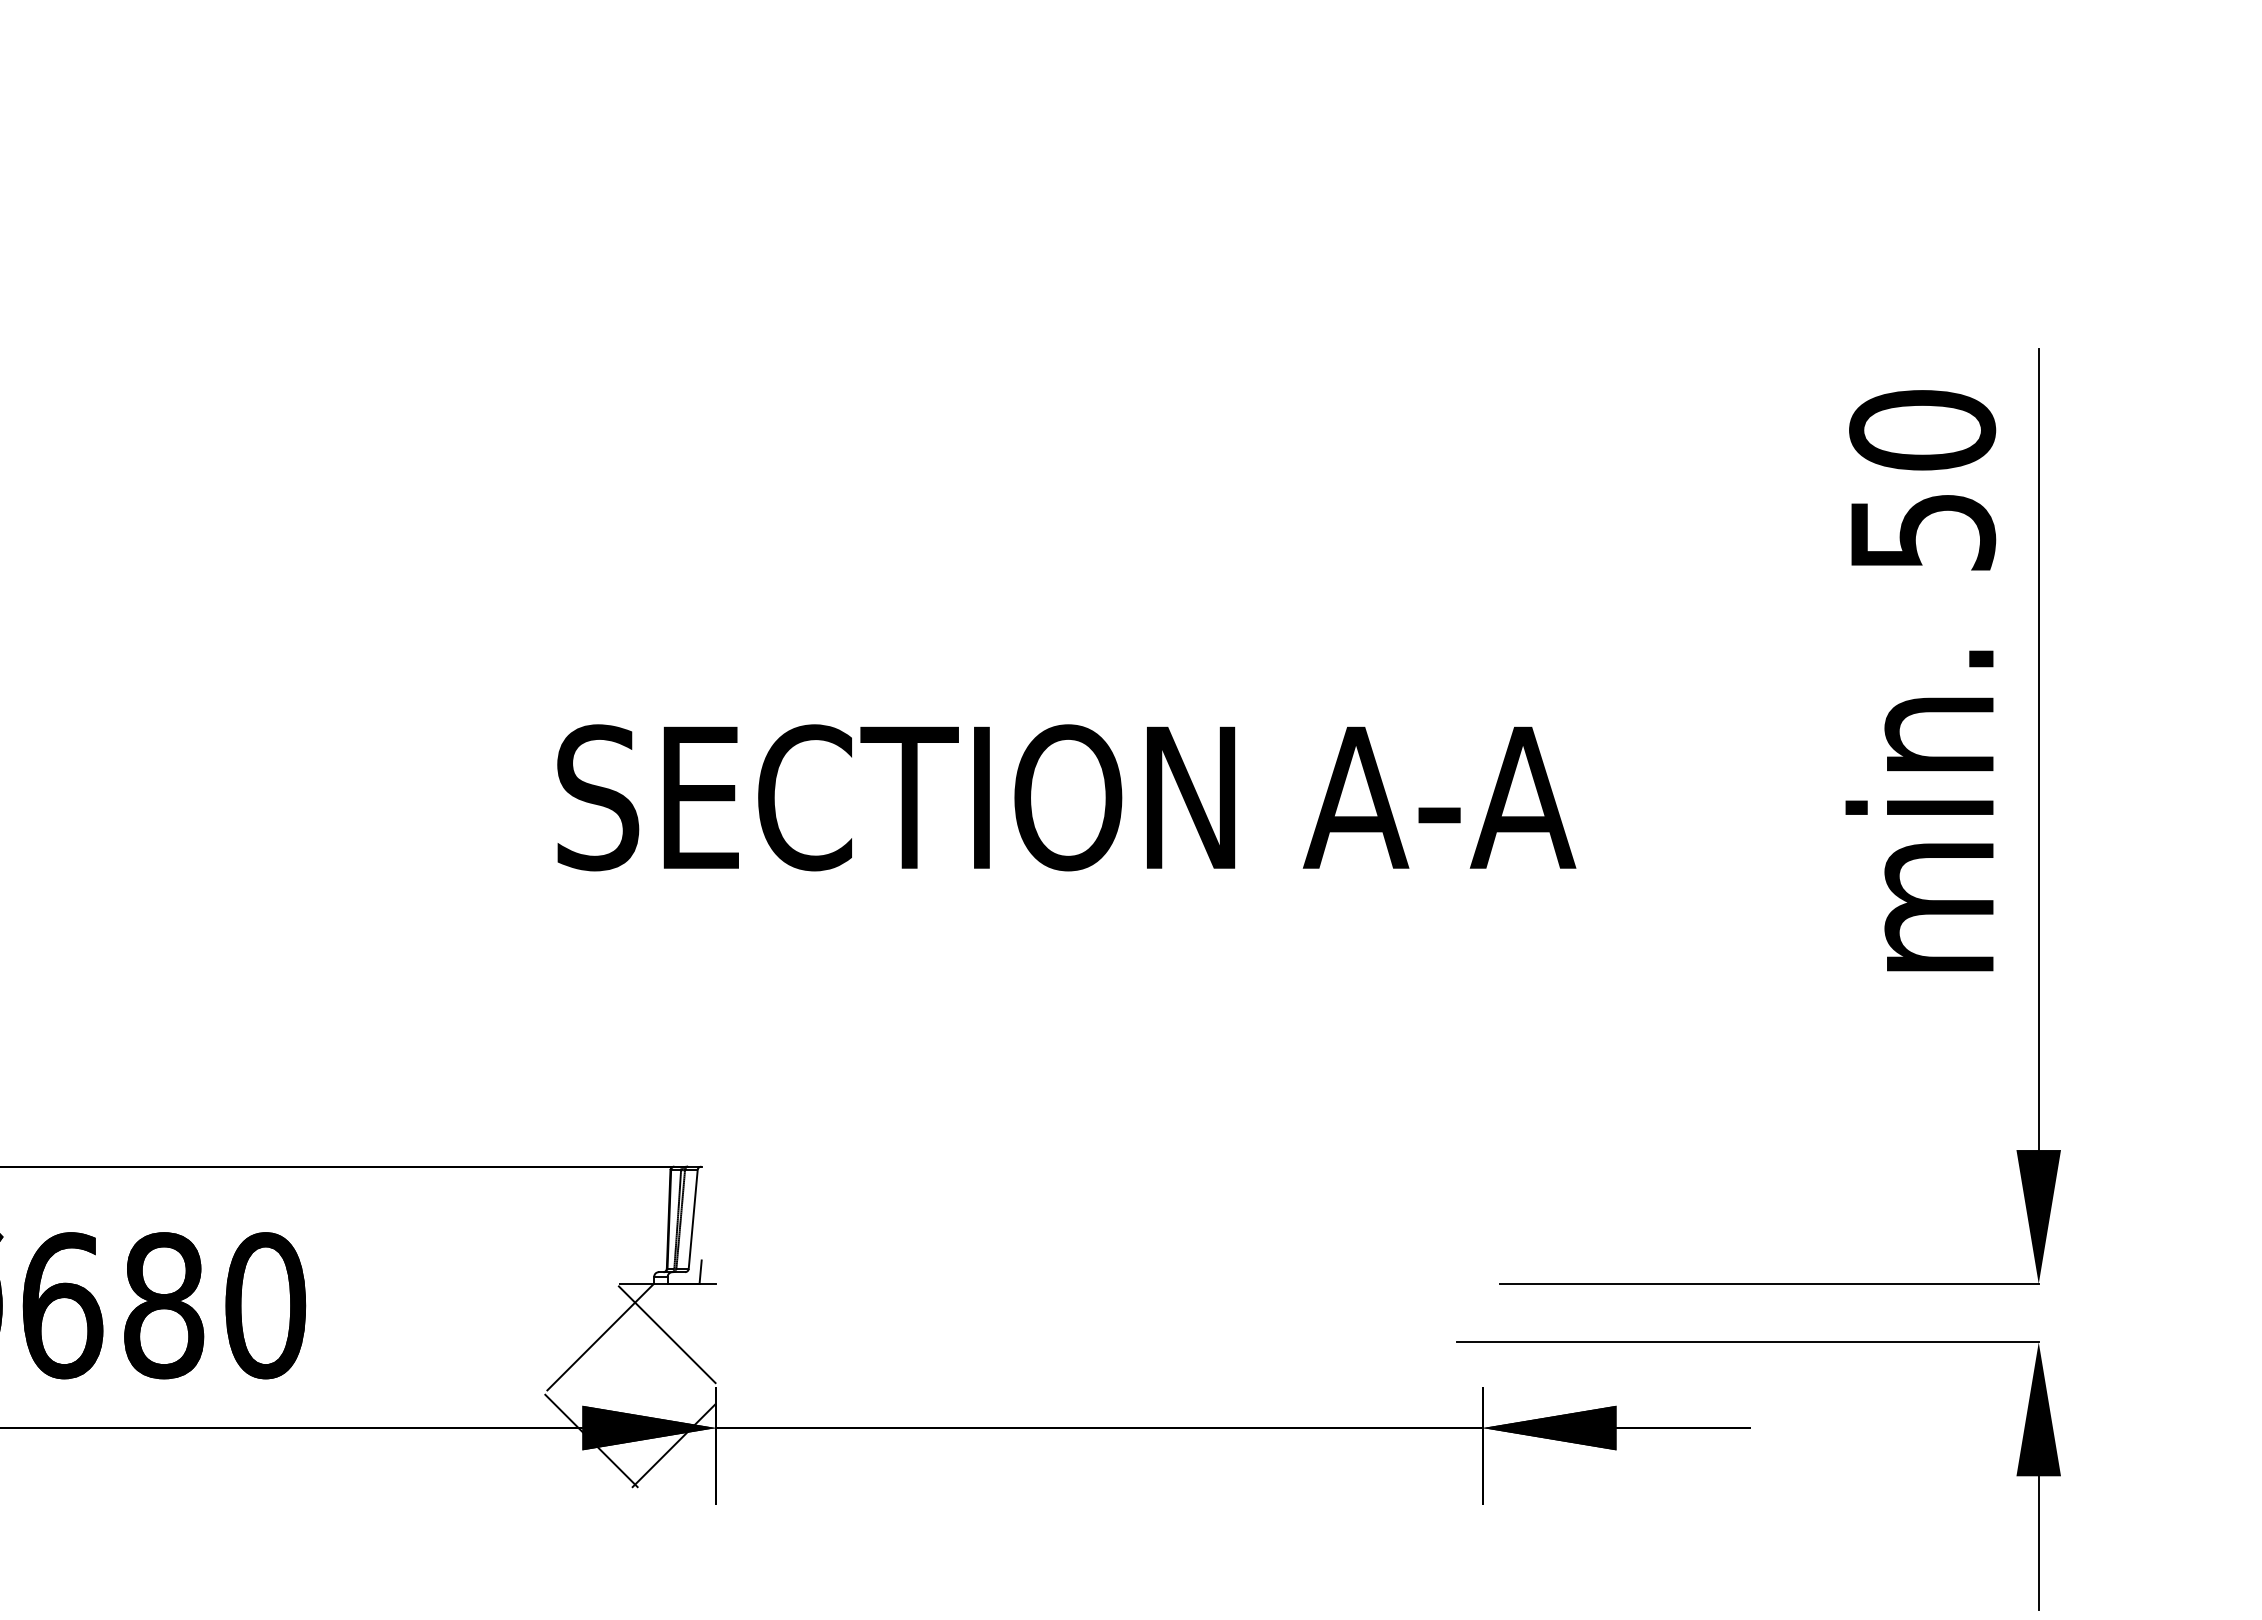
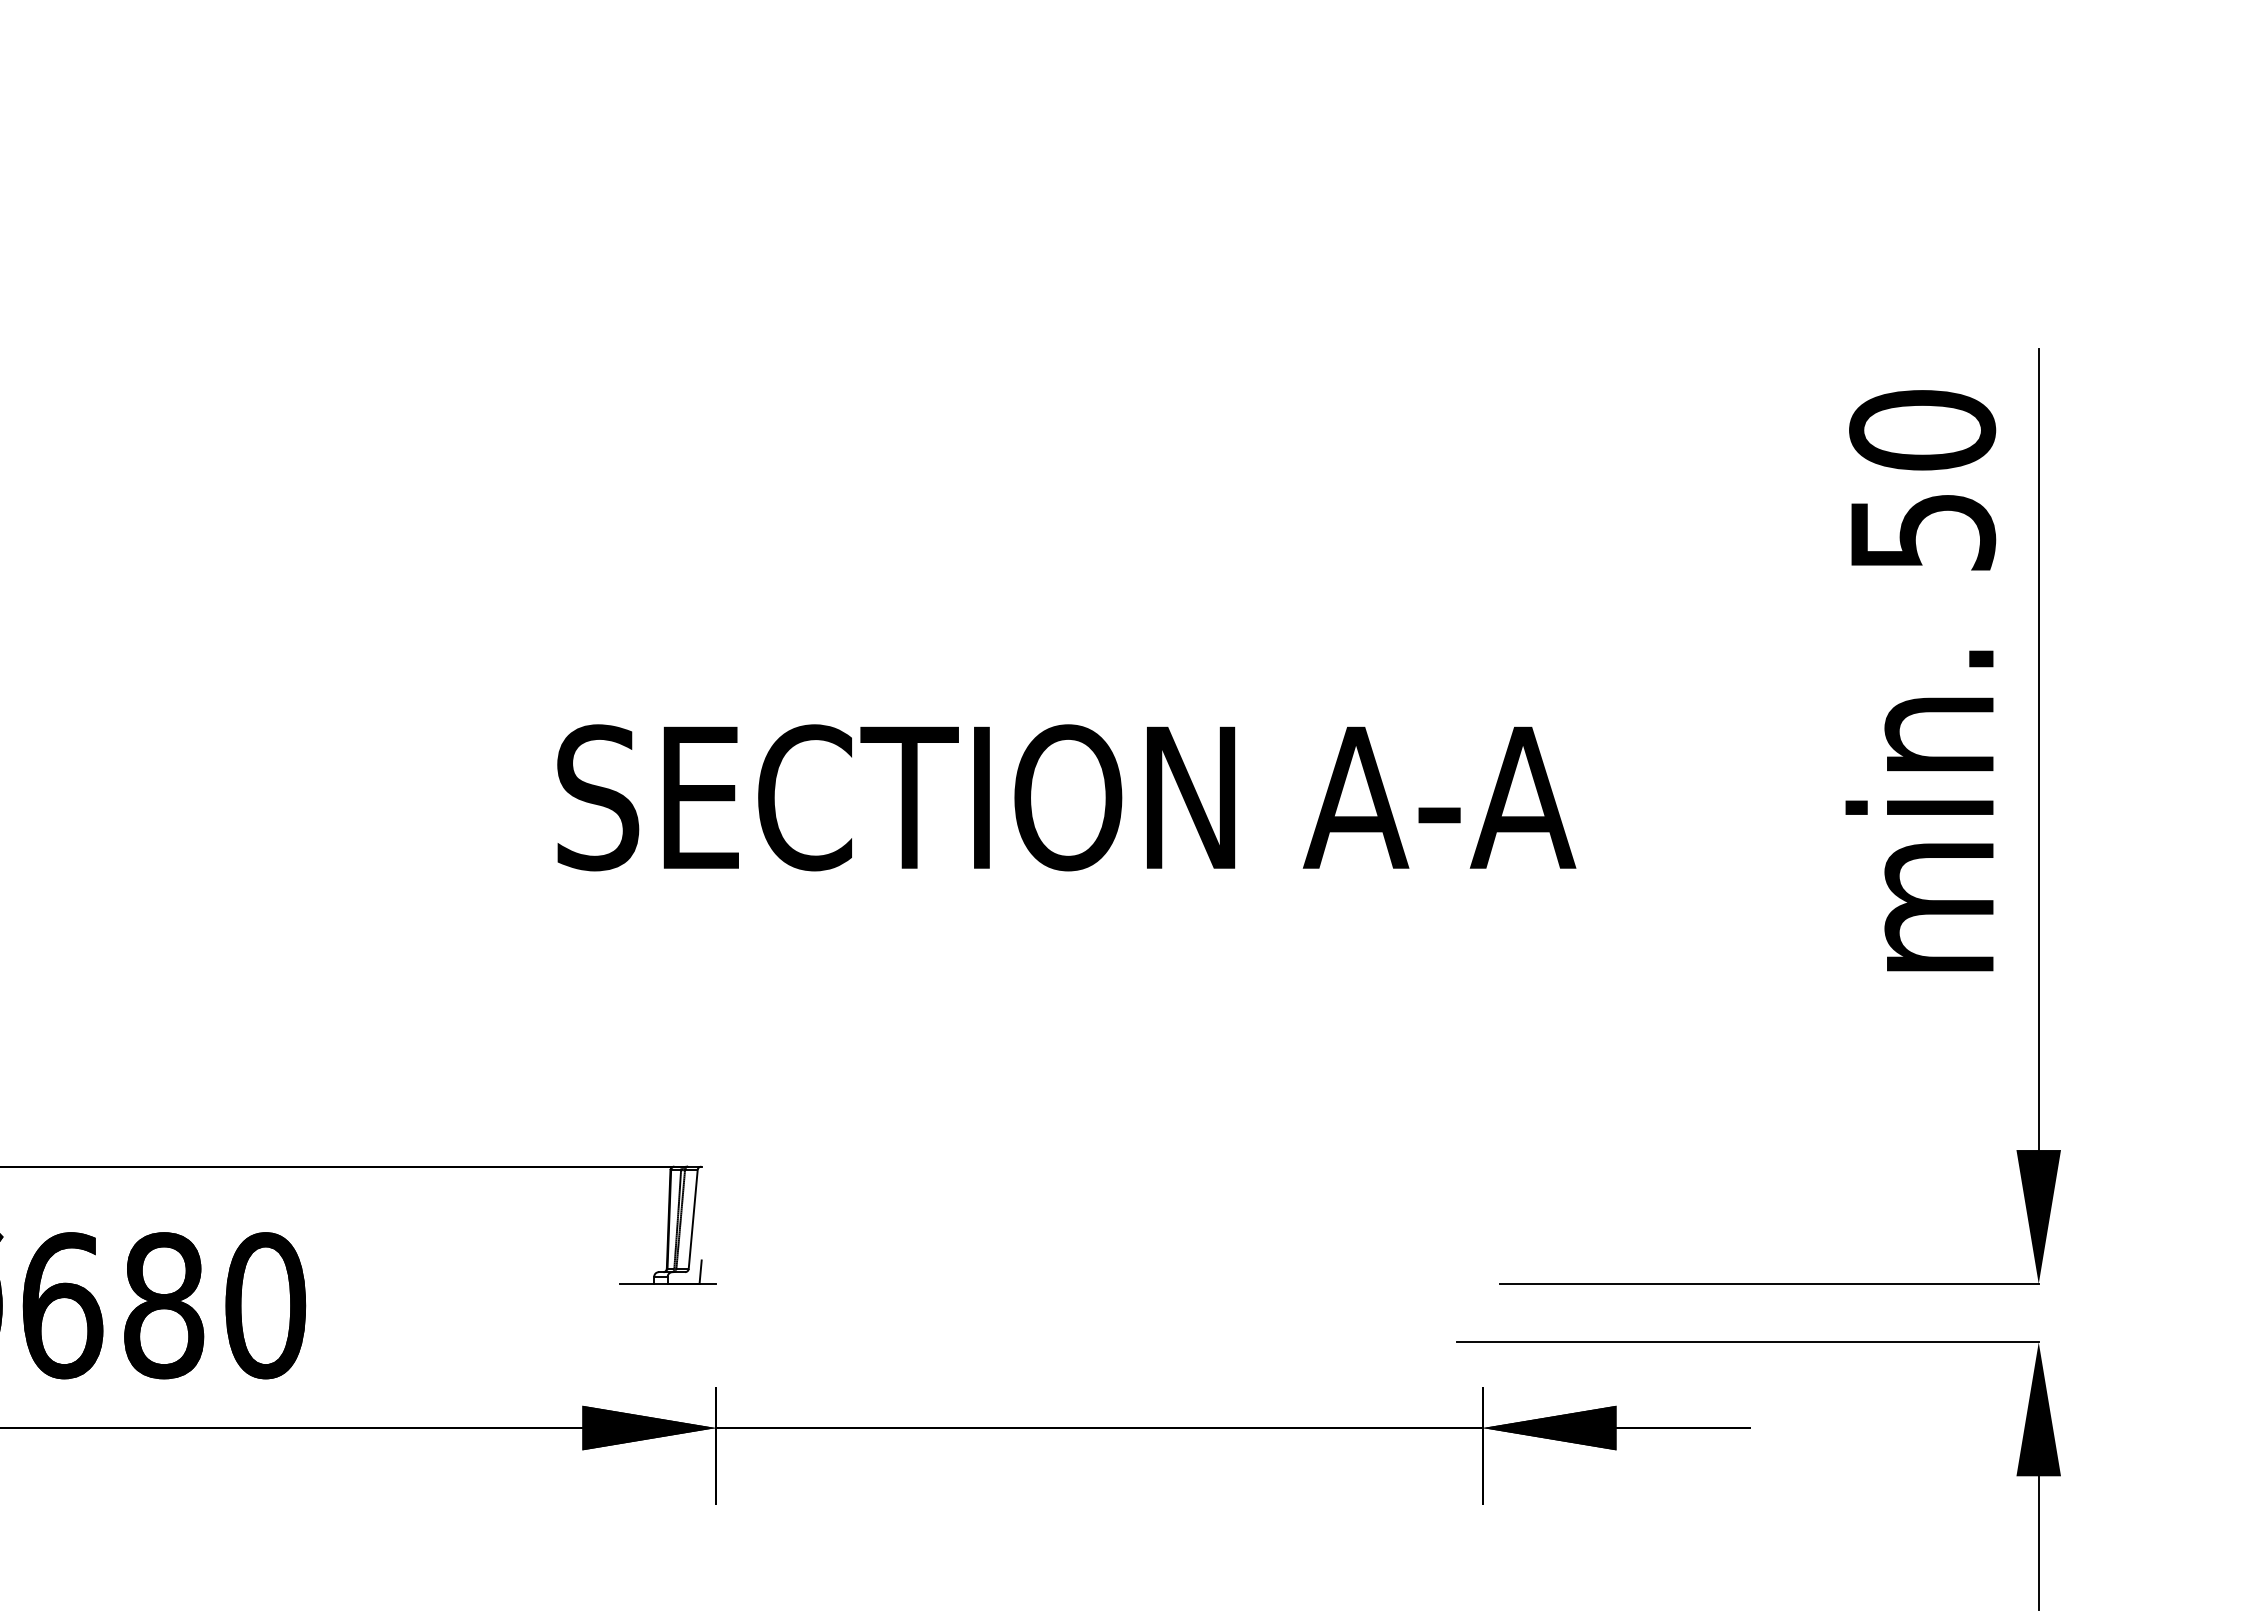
hatch: present -> none (630, 1385)
